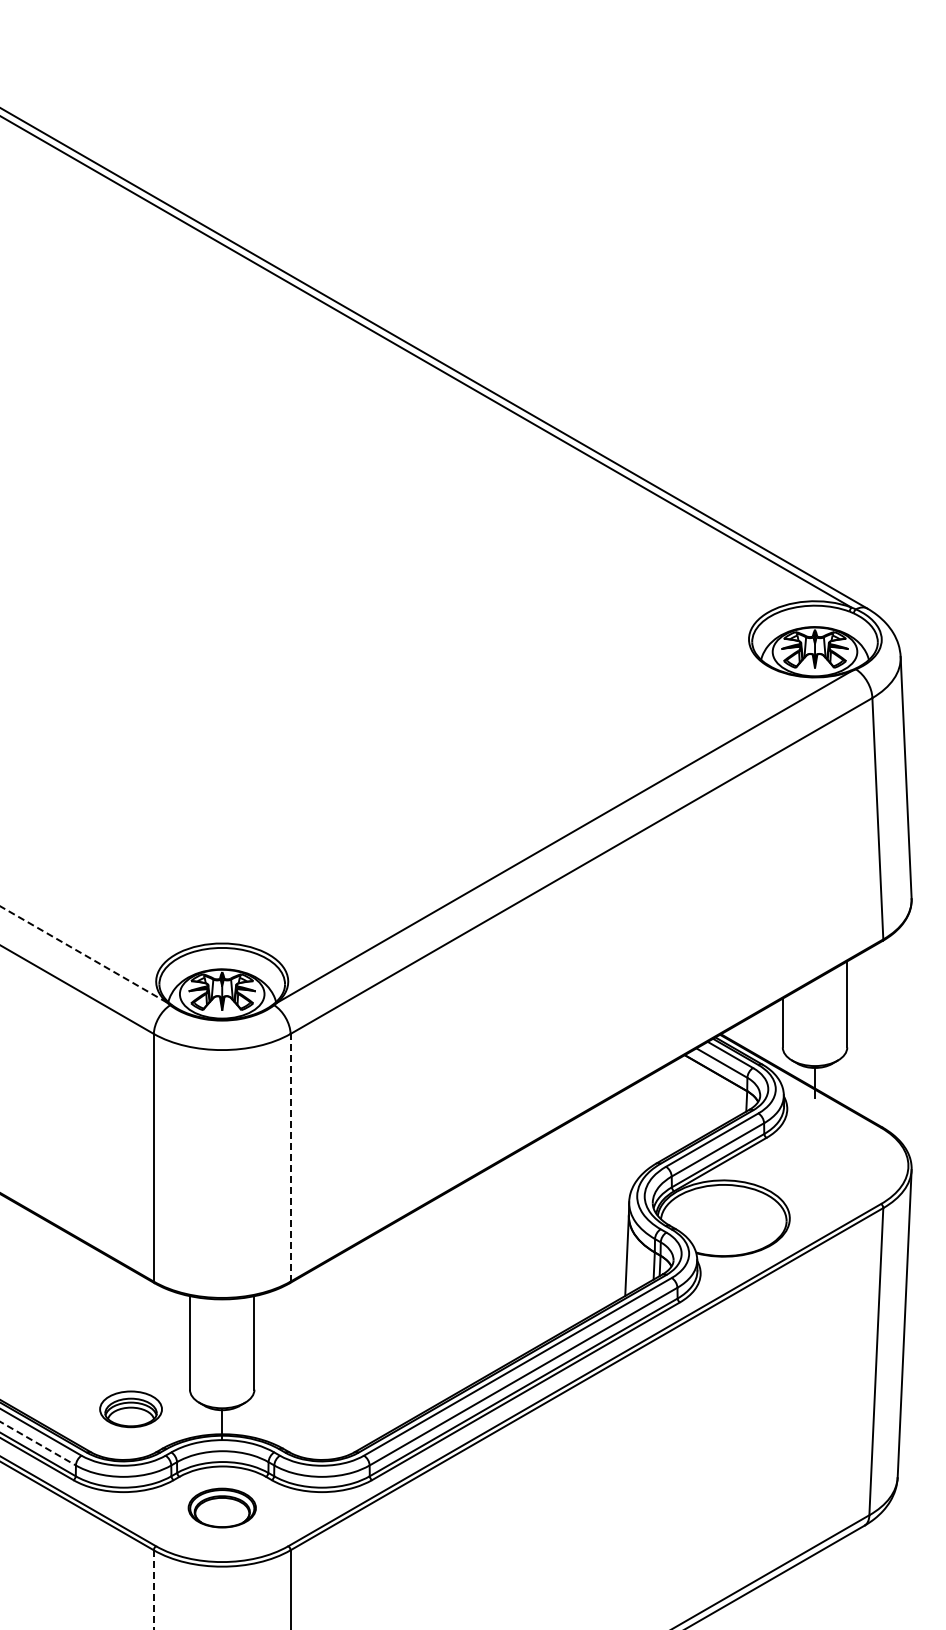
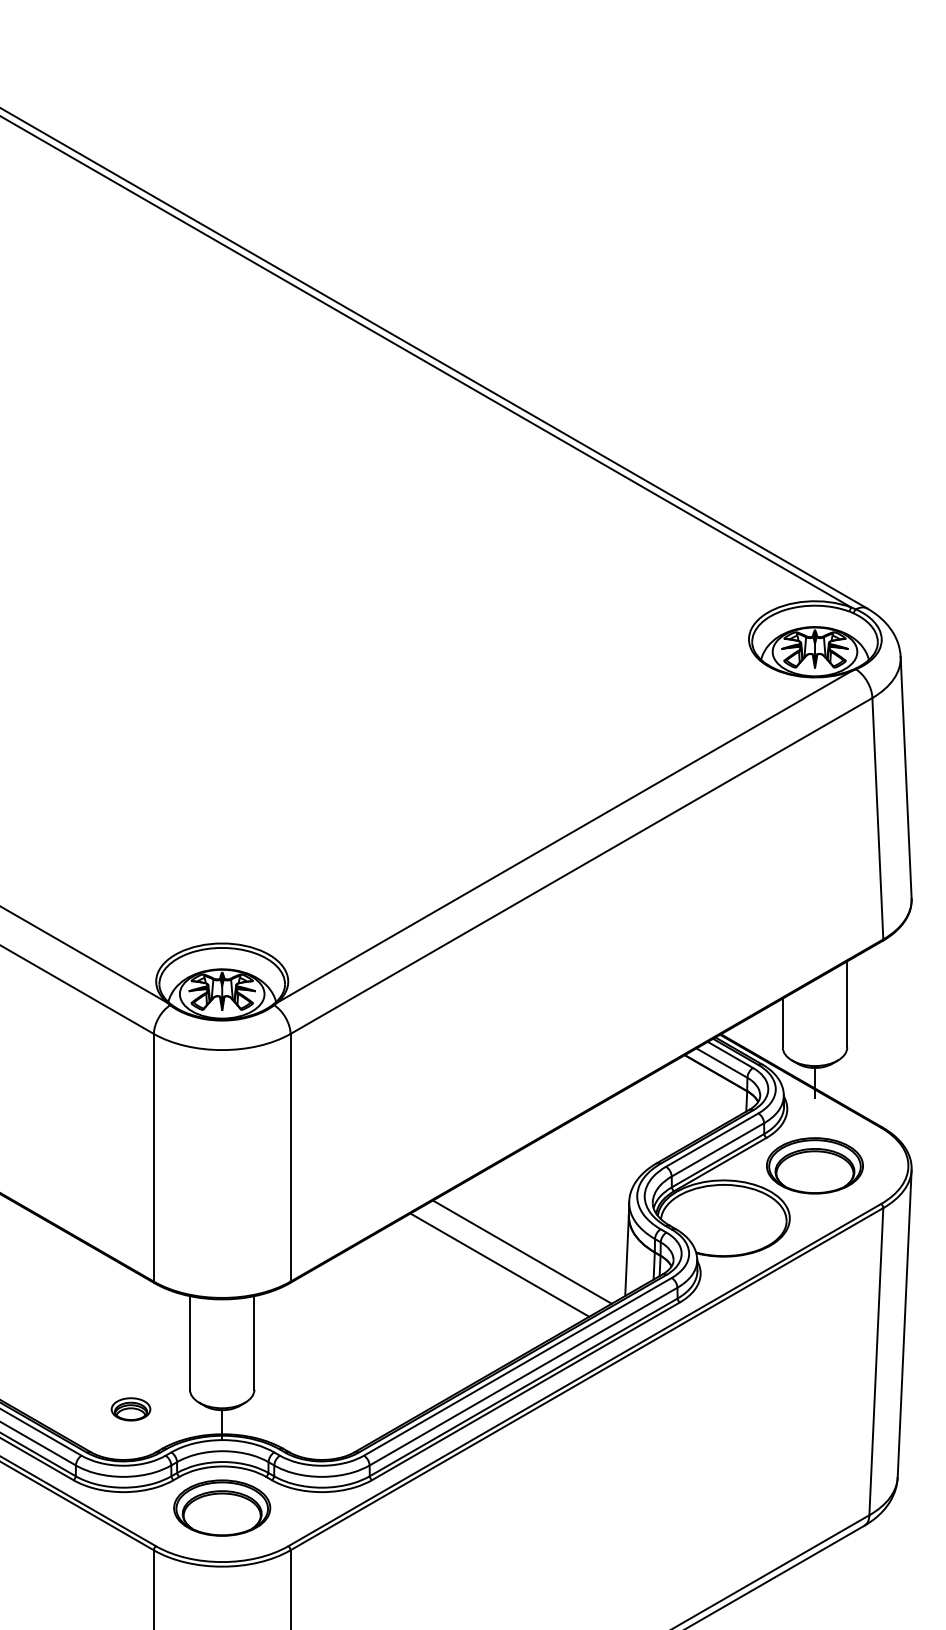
line: dashed -> solid (83, 954)
line: dashed -> solid (290, 1157)
part: none -> present (814, 1165)
line: none -> present (522, 1251)
line: none -> present (499, 1264)
part size: 64x39 px -> 42x25 px (130, 1409)
line: dashed -> solid (38, 1443)
part size: 70x42 px -> 99x58 px (222, 1507)
line: dashed -> solid (153, 1590)
